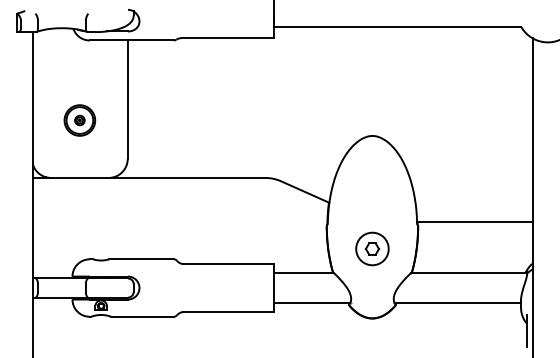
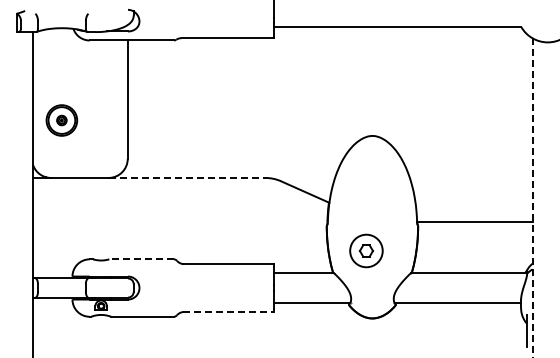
part position: (79, 120) -> (61, 120) (61, 120)
line: solid -> dashed (187, 177)
line: solid -> dashed (532, 198)
part position: (372, 248) -> (366, 250) (366, 250)
line: solid -> dashed (141, 259)
line: solid -> dashed (228, 311)
